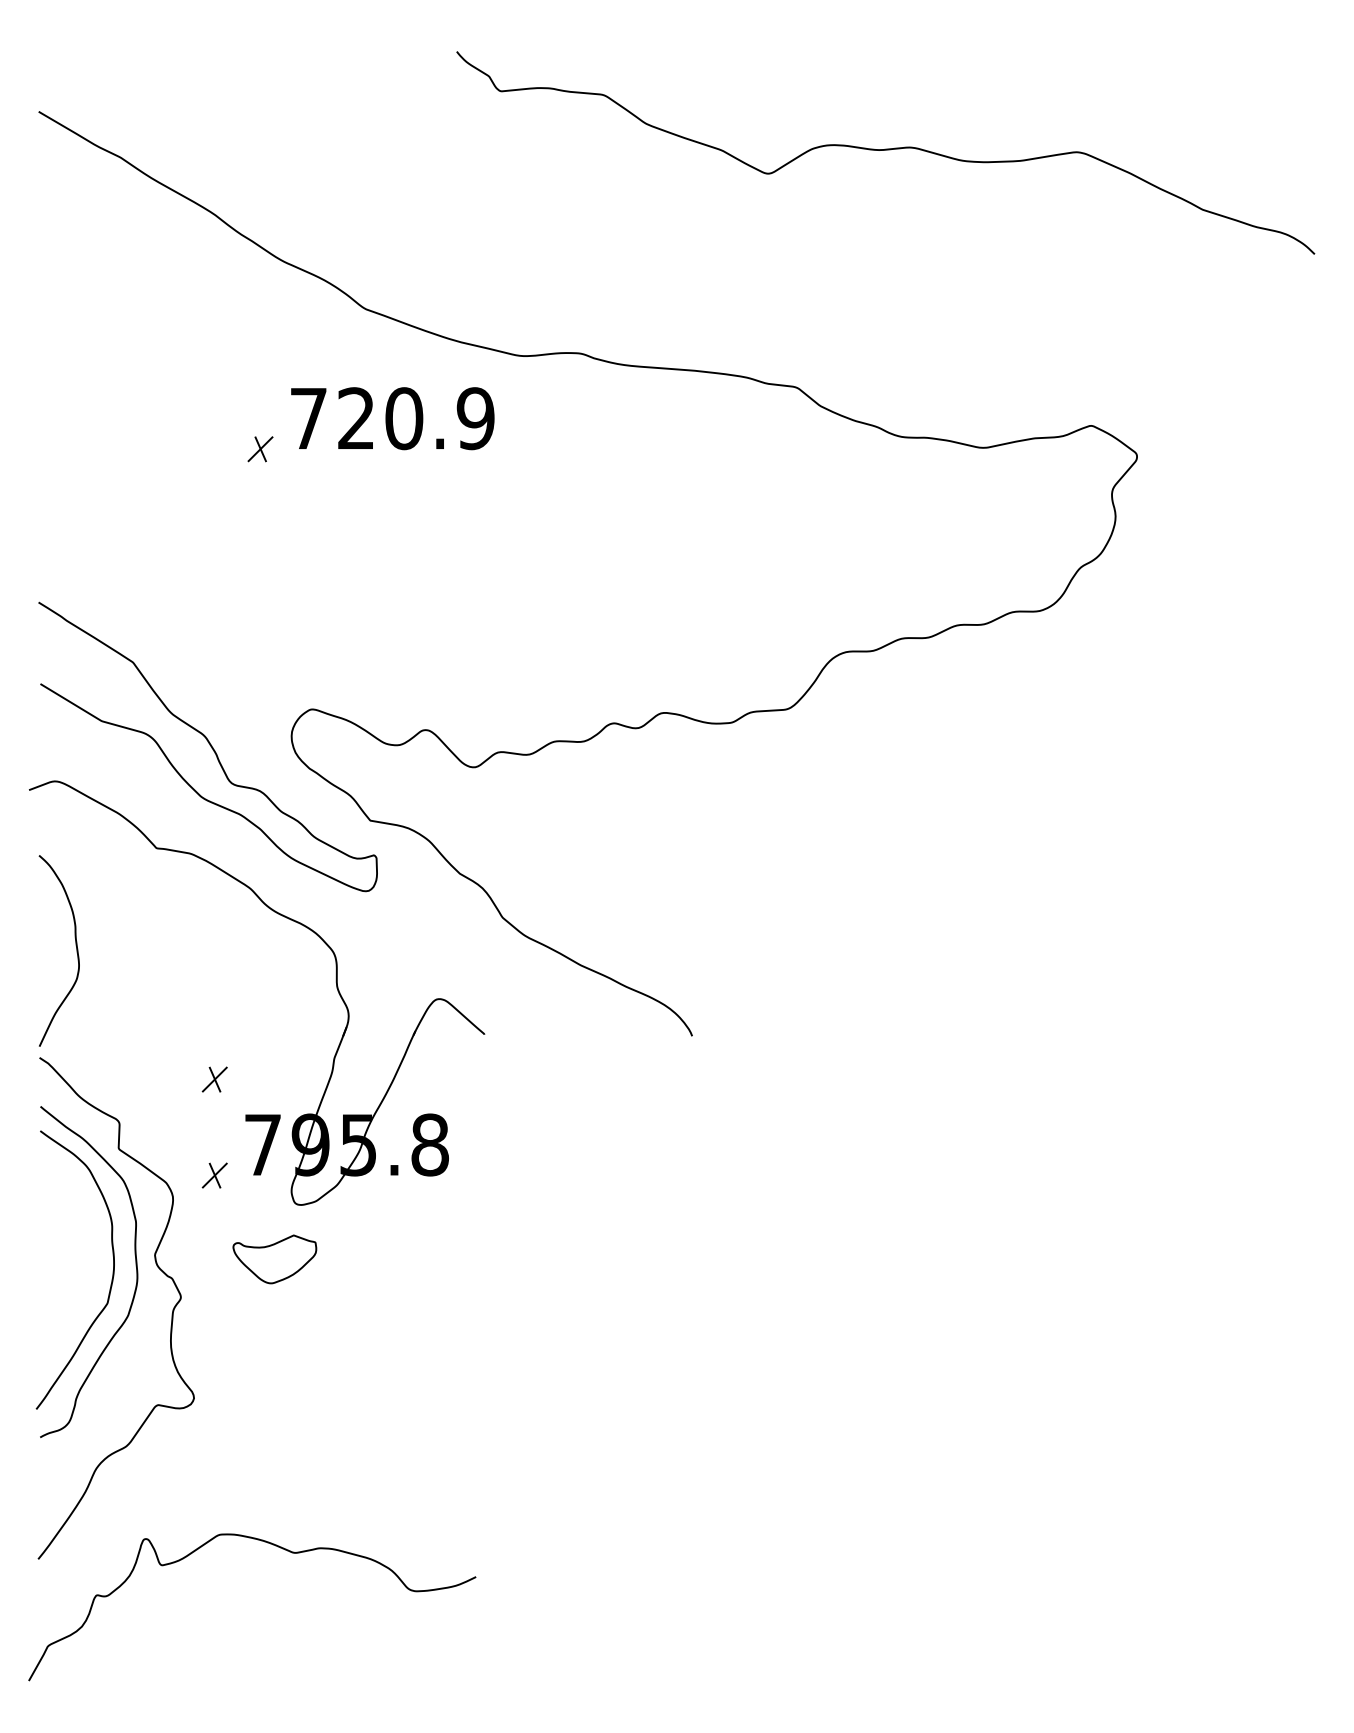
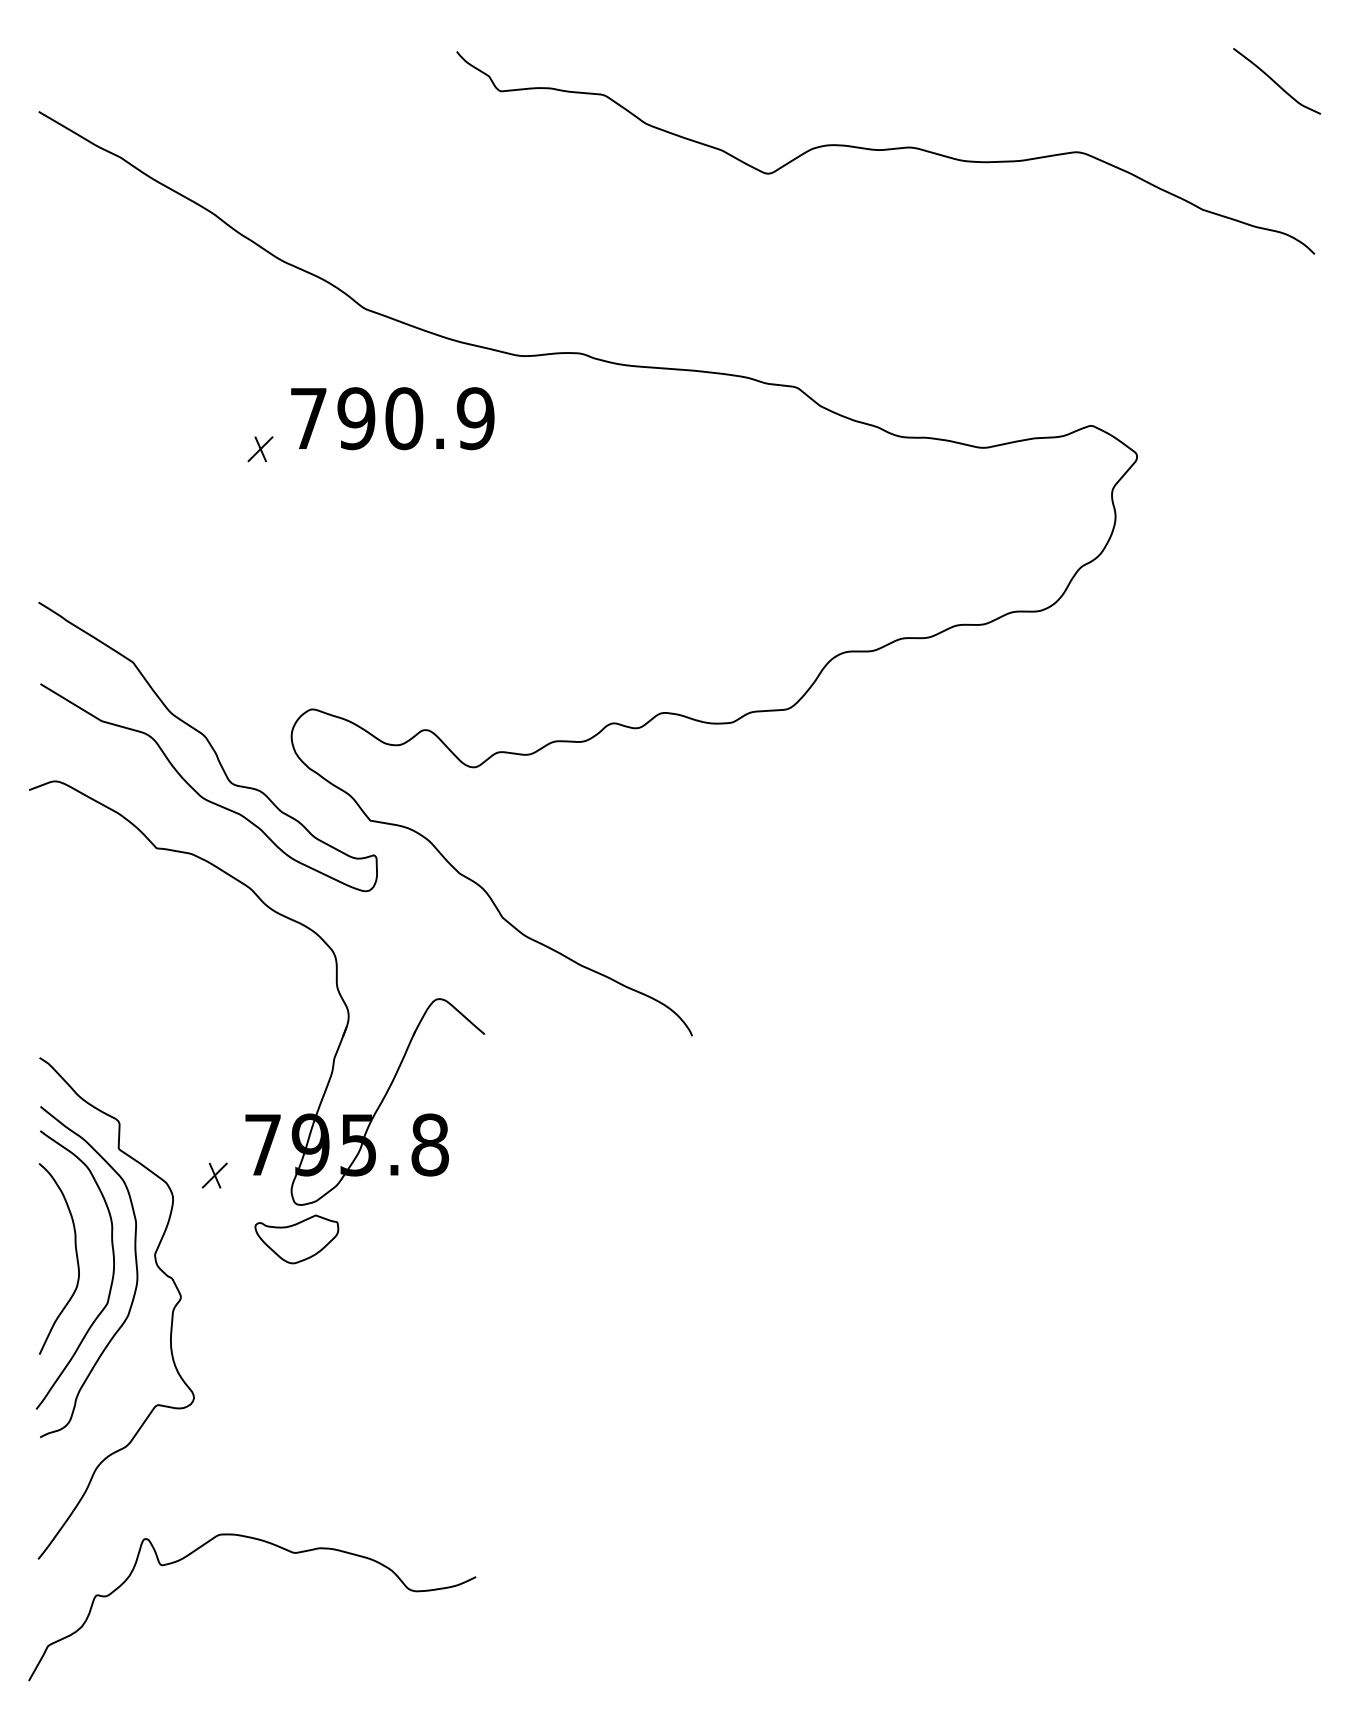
curve: none -> present (1275, 81)
text: 720.9 -> 790.9 (356, 418)
curve position: (75, 945) -> (75, 1253) (75, 1253)
part: present -> none (214, 1079)
part position: (274, 1259) -> (296, 1239) (296, 1239)
